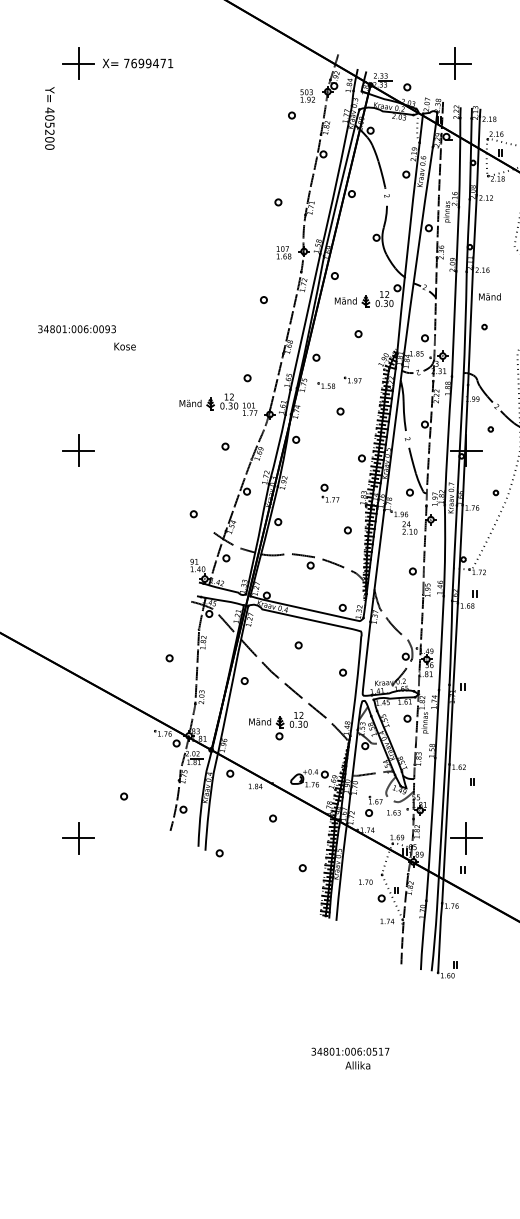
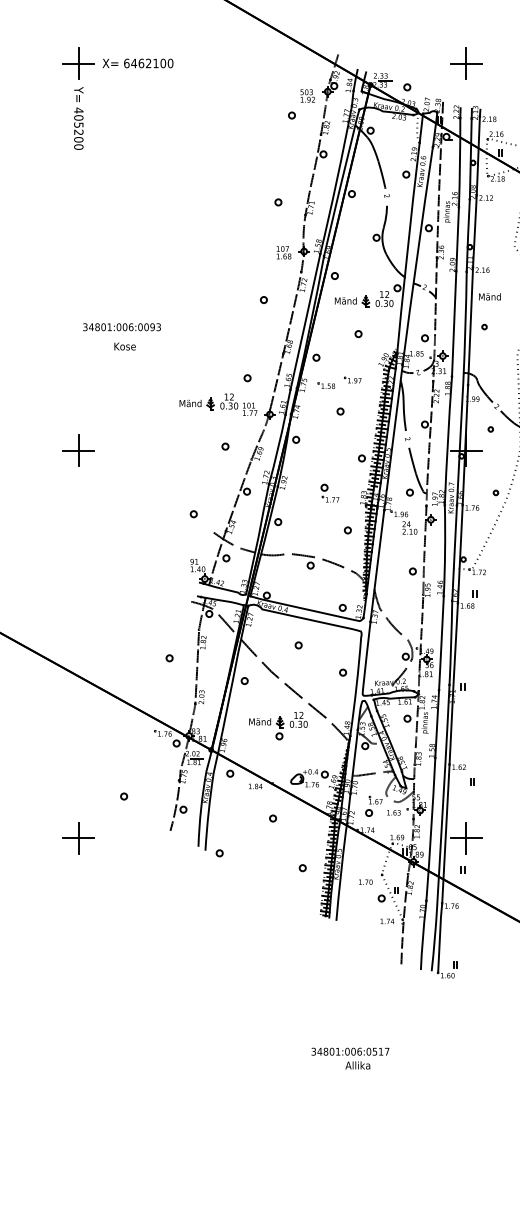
text: 7699471 -> 6462100 (148, 63)
part position: (455, 63) -> (466, 63) (466, 63)
text position: (49, 118) -> (78, 118) (78, 118)
text position: (76, 329) -> (121, 327) (121, 327)
